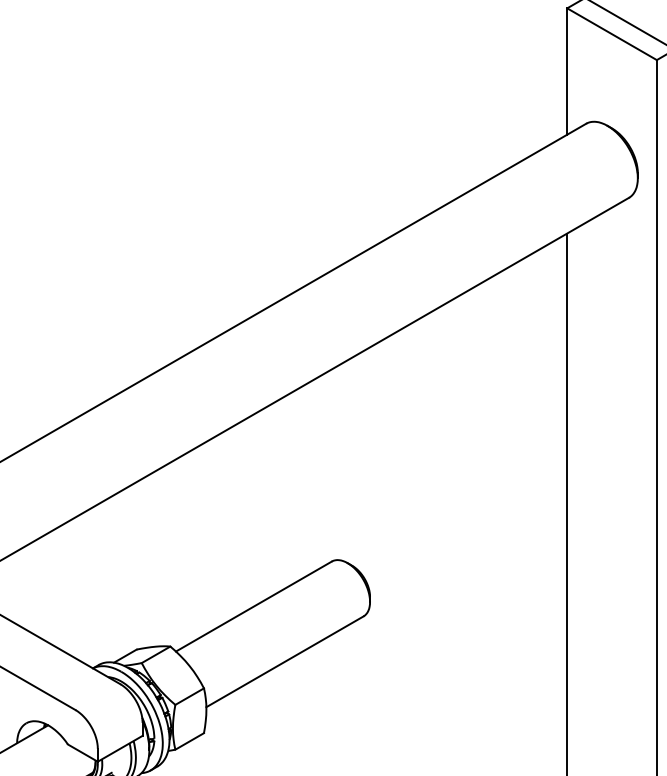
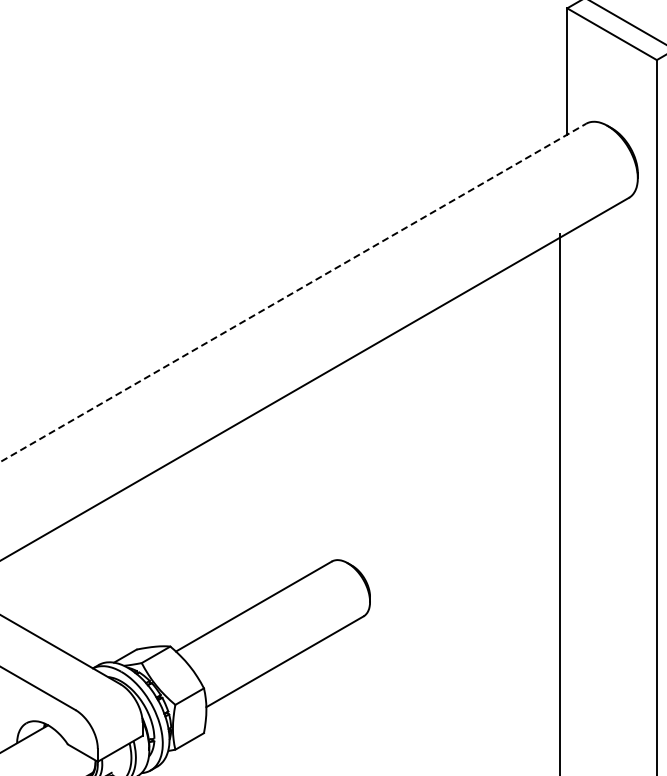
line: solid -> dashed (293, 292)
line position: (567, 502) -> (560, 502) (560, 502)
